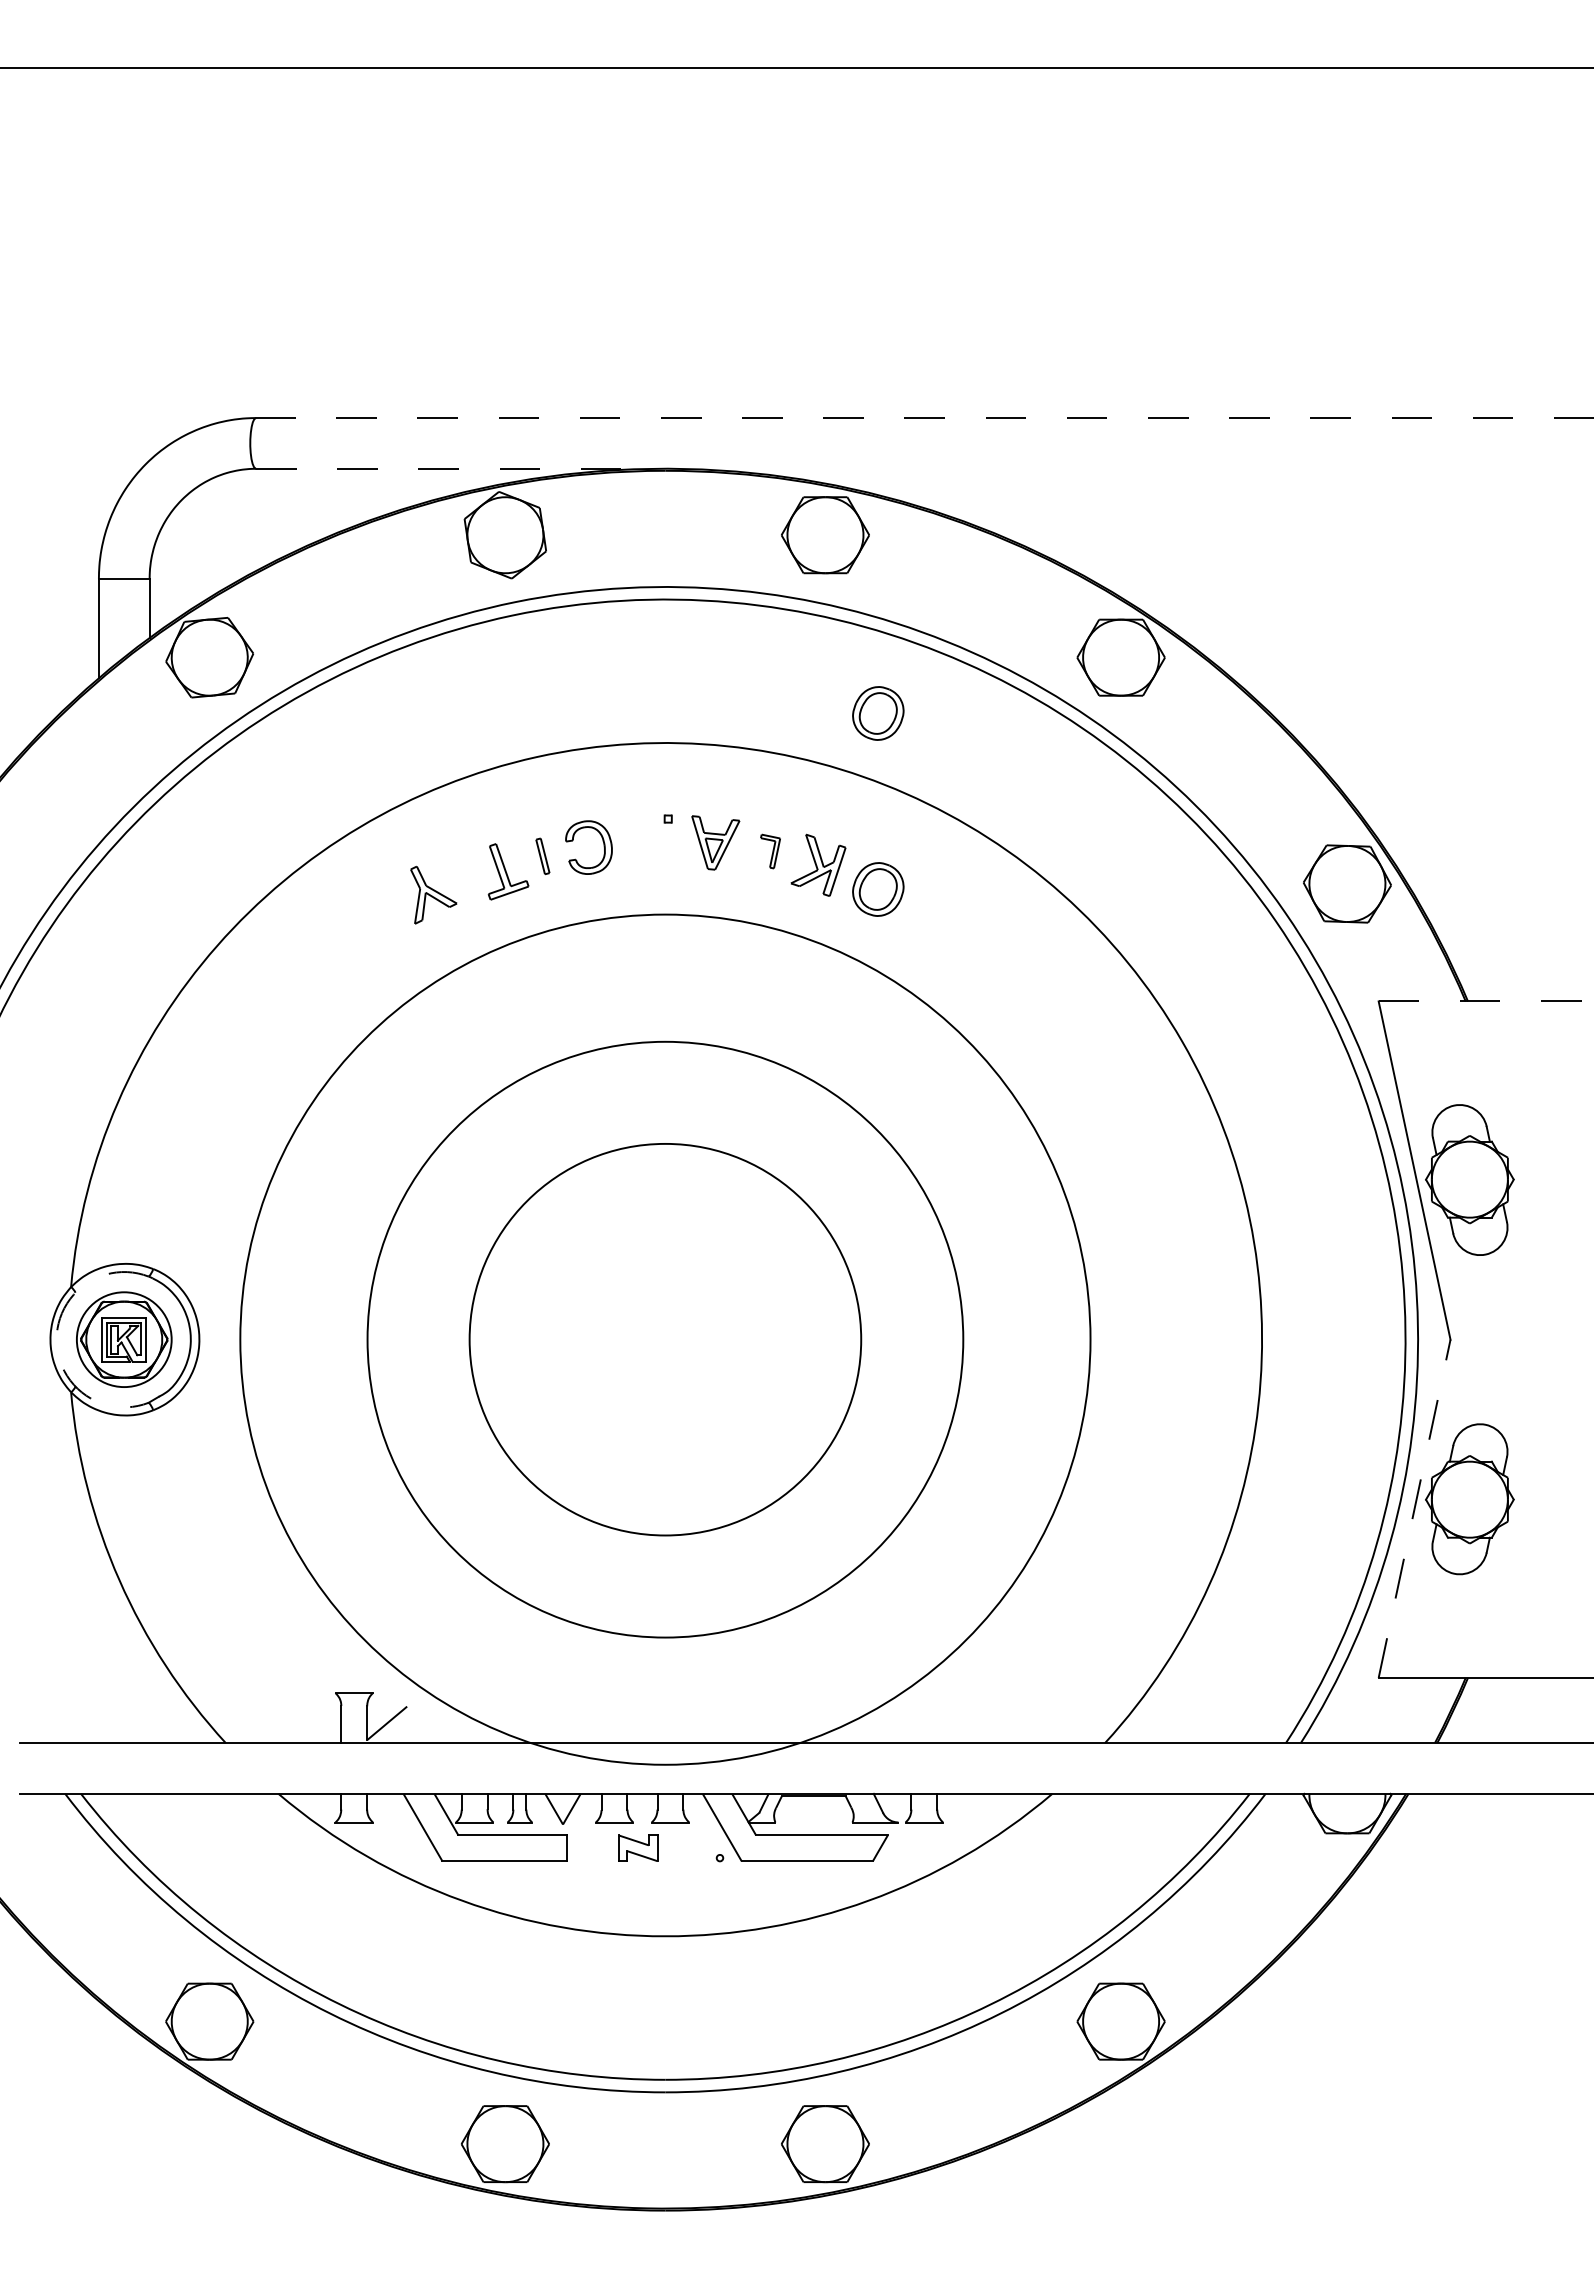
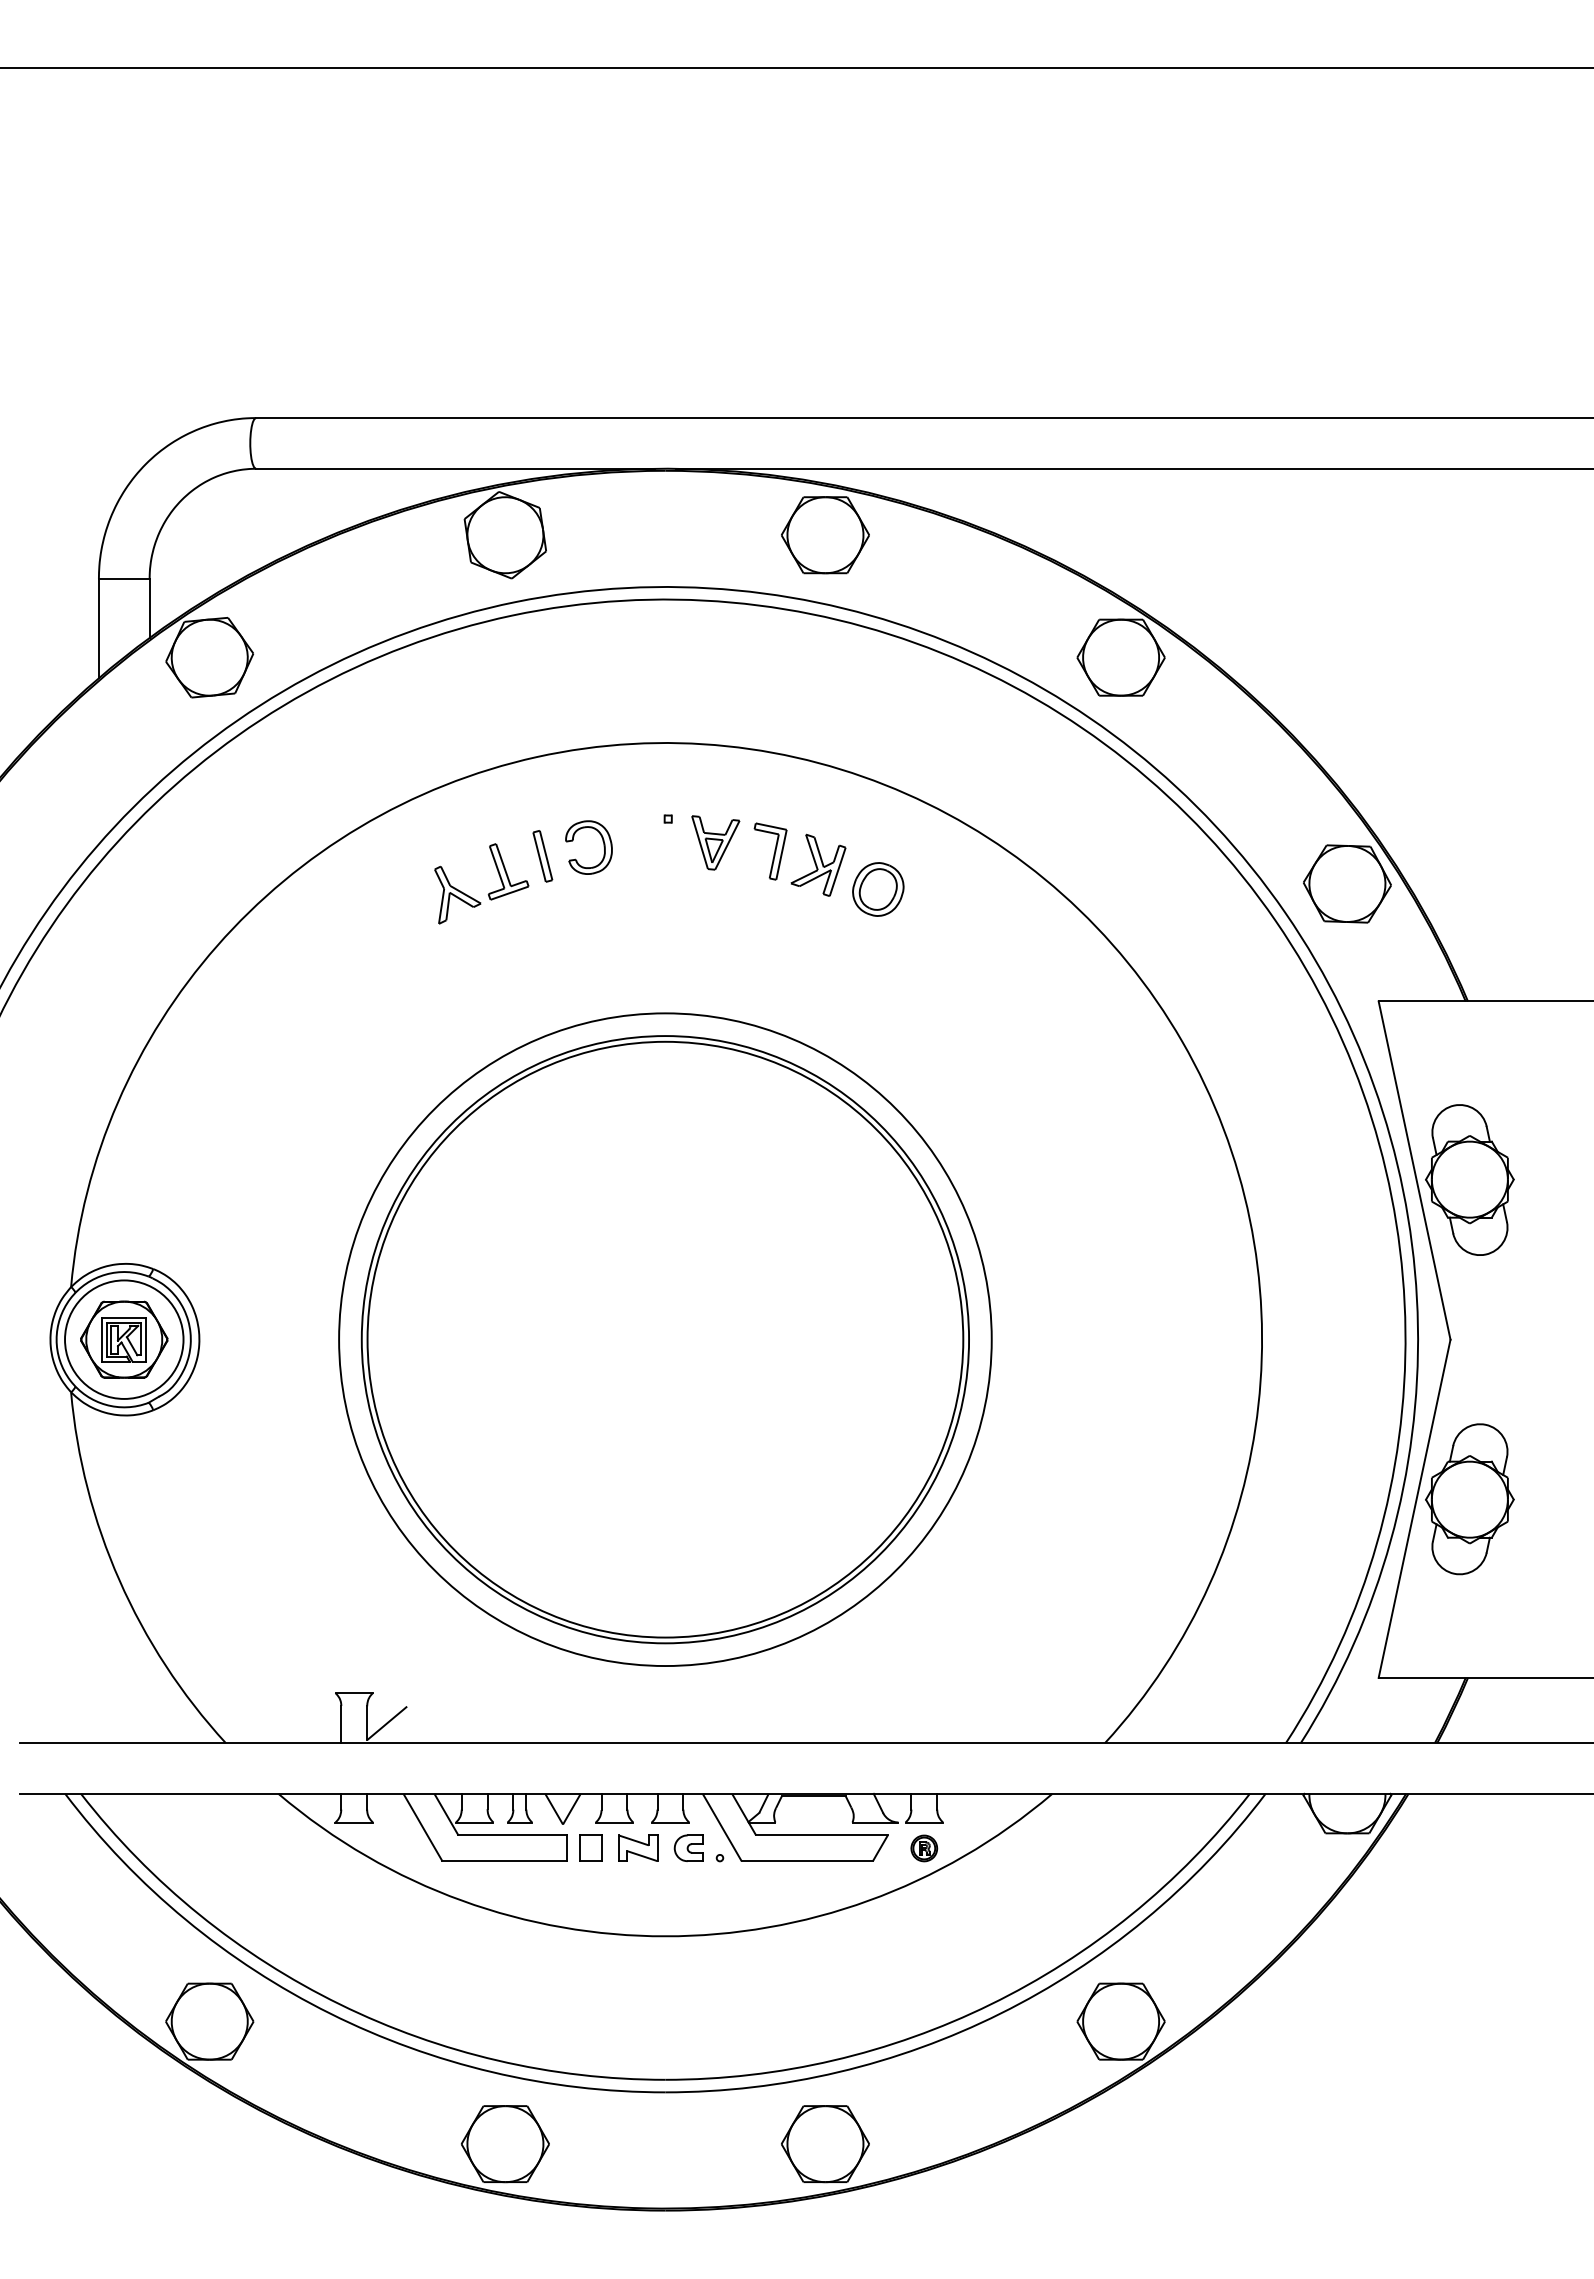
line: dashed -> solid (925, 418)
line: dashed -> solid (455, 468)
line: none -> present (1133, 468)
part: present -> none (878, 713)
part size: 21x37 px -> 35x59 px (770, 851)
part size: 16x39 px -> 22x53 px (542, 856)
part position: (433, 894) -> (457, 894) (457, 894)
line: dashed -> solid (1486, 1001)
arc: dashed -> solid (56, 1339)
circle diameter: 95 px -> 119 px (124, 1339)
circle diameter: 392 px -> 653 px (665, 1339)
circle diameter: 850 px -> 607 px (665, 1339)
line: dashed -> solid (1414, 1508)
part: none -> present (590, 1847)
part: none -> present (688, 1847)
part: none -> present (924, 1848)
